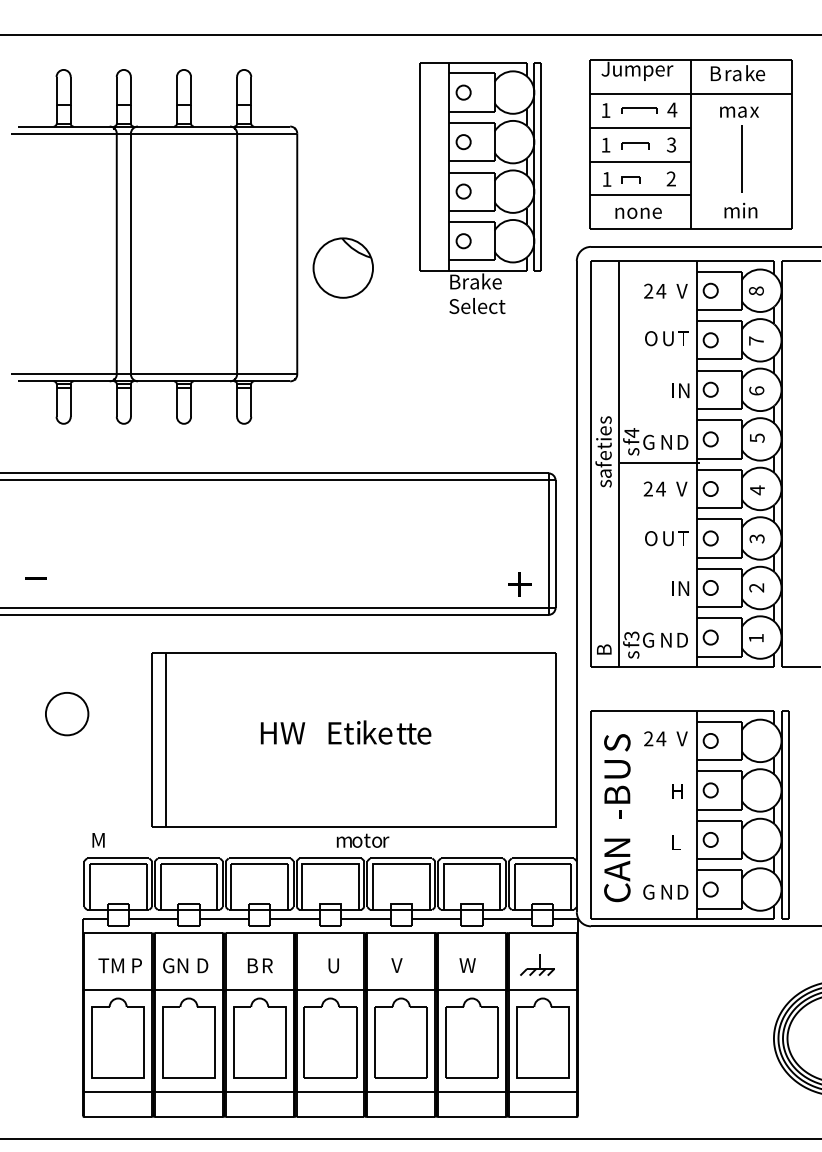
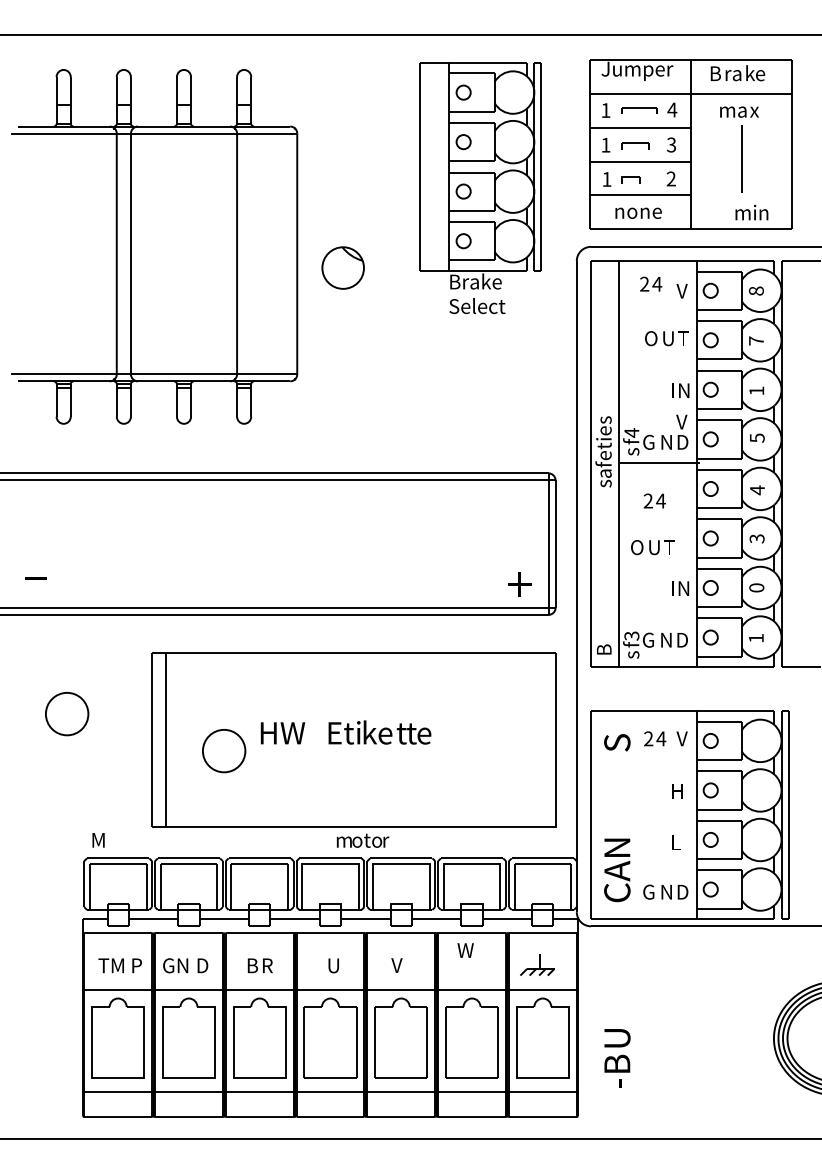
text position: (740, 210) -> (751, 212) (751, 212)
part size: 62x62 px -> 44x44 px (342, 267)
text position: (655, 290) -> (651, 283) (651, 283)
text: 6 -> 1 (756, 390)
text position: (654, 488) -> (654, 500) (654, 500)
text position: (681, 488) -> (681, 421) (681, 421)
text position: (666, 538) -> (652, 547) (652, 547)
text: 2 -> 0 (756, 587)
part: none -> present (224, 751)
text position: (617, 789) -> (617, 1058) (617, 1058)
text position: (467, 965) -> (465, 950) (465, 950)
